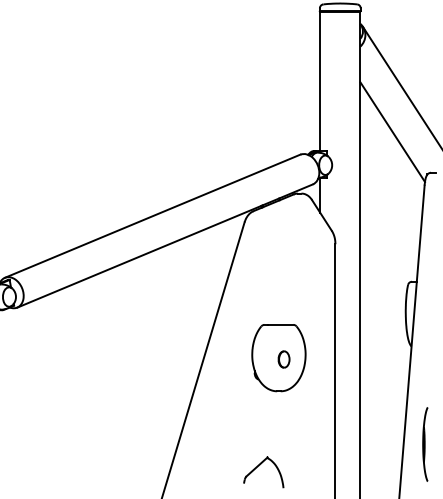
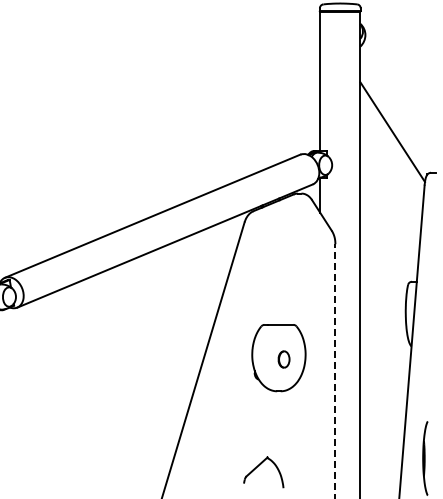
line: present -> none (400, 86)
line: solid -> dashed (335, 371)
part position: (425, 444) -> (425, 458) (425, 458)
